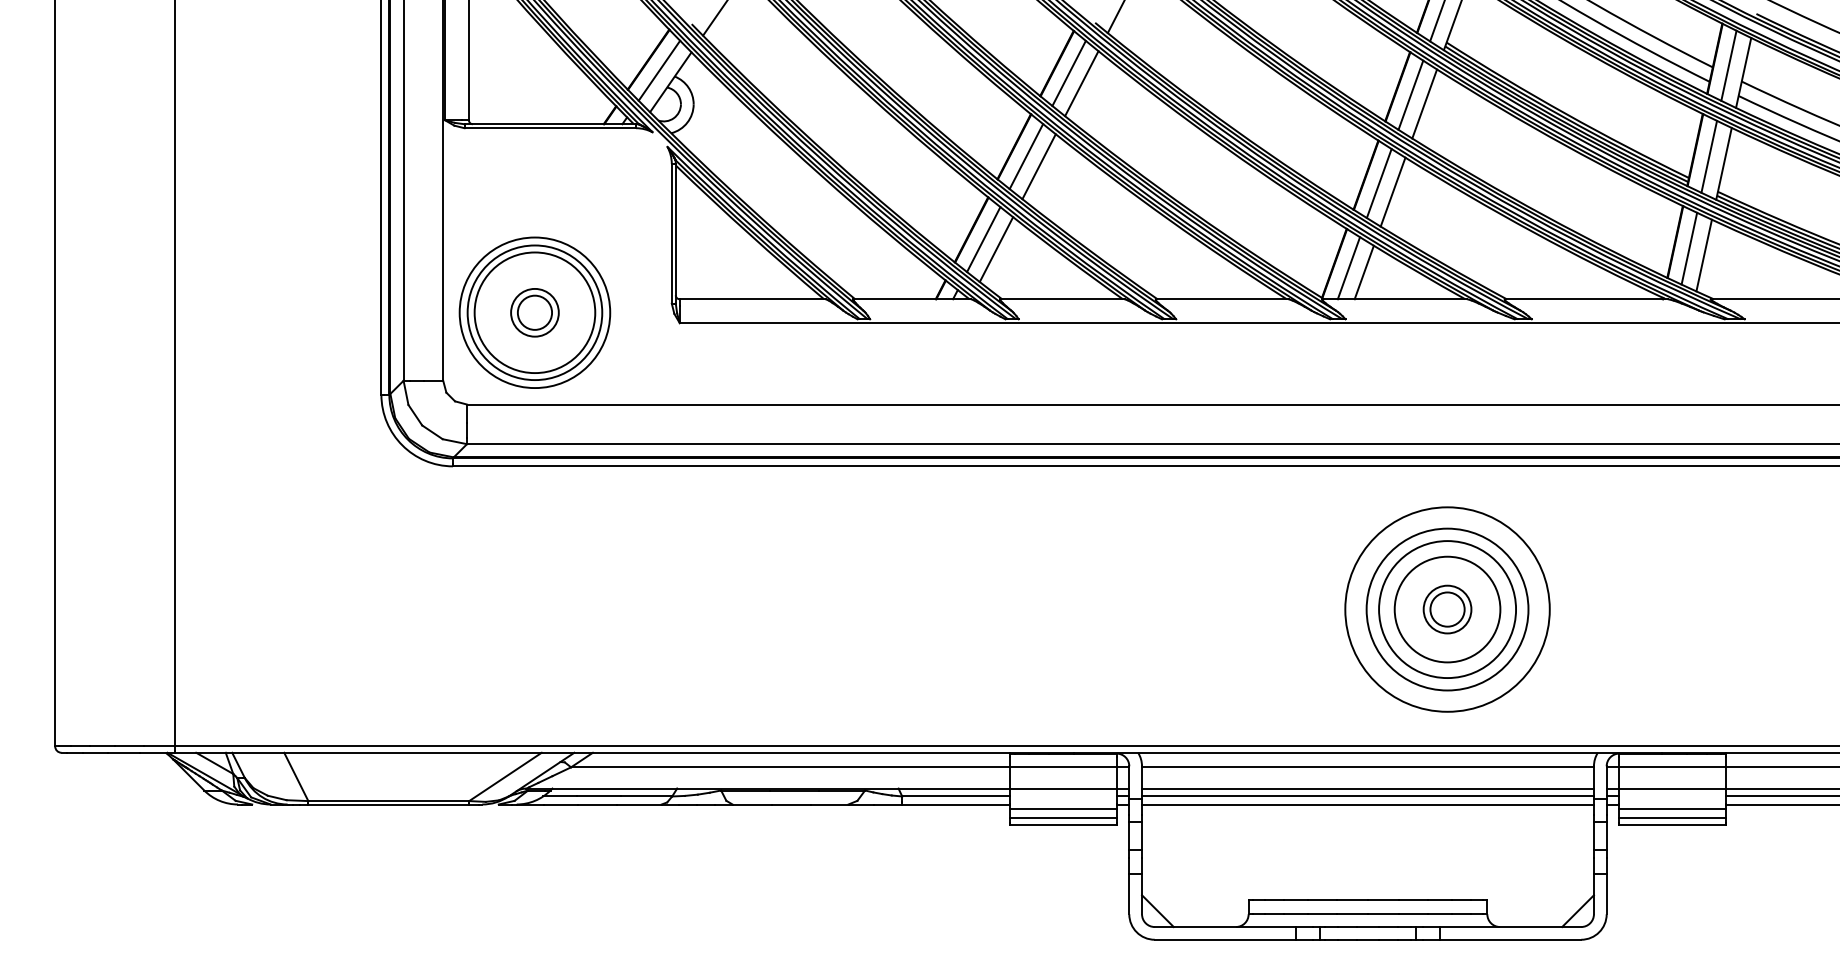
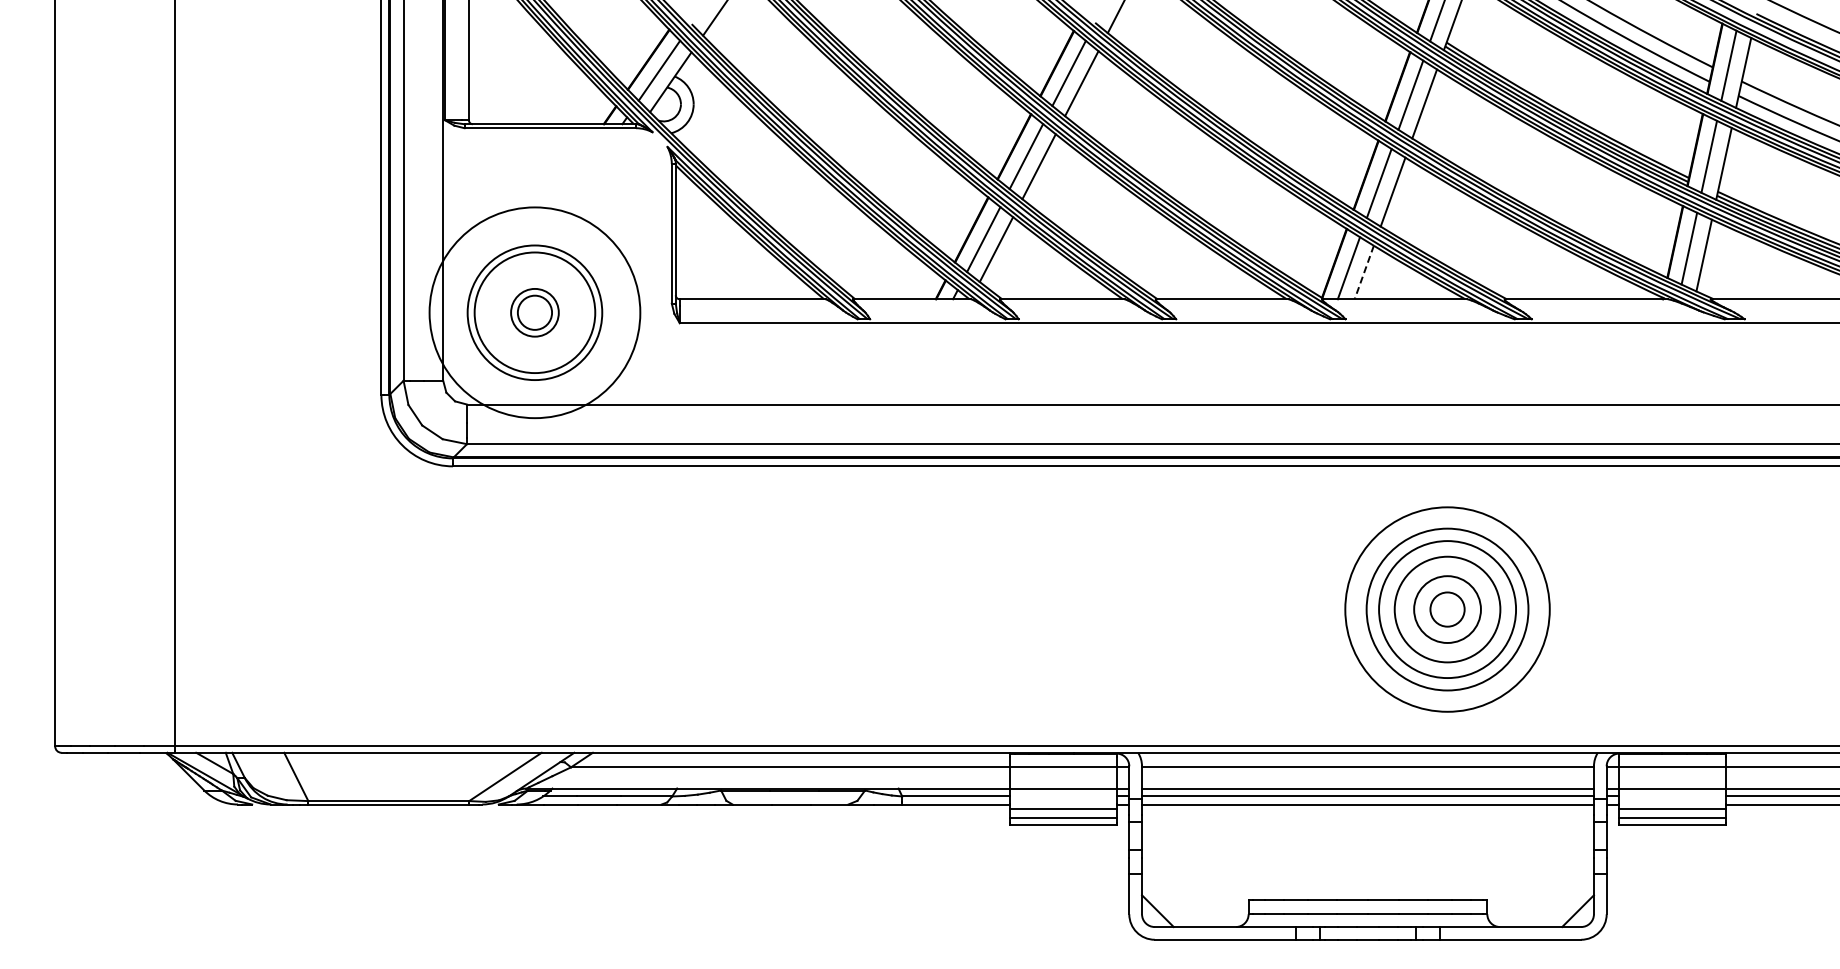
line: solid -> dashed (1364, 272)
circle diameter: 151 px -> 211 px (534, 312)
circle diameter: 48 px -> 67 px (1447, 609)
